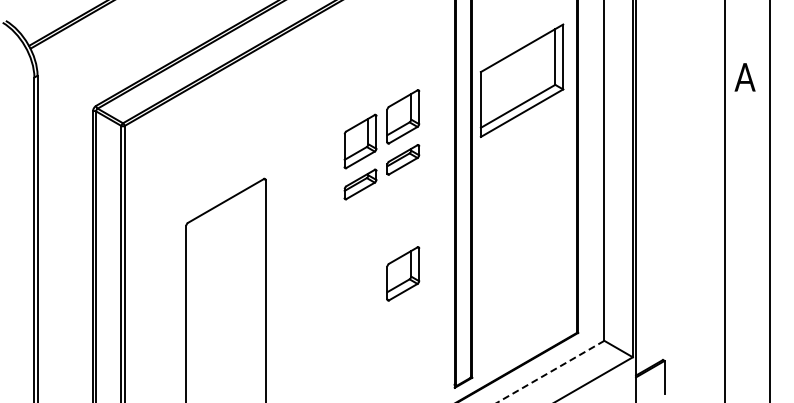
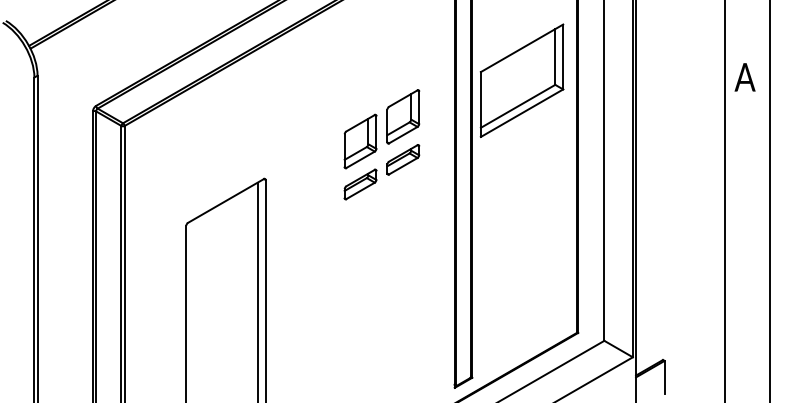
part: present -> none (403, 273)
line: none -> present (257, 290)
line: dashed -> solid (550, 371)
